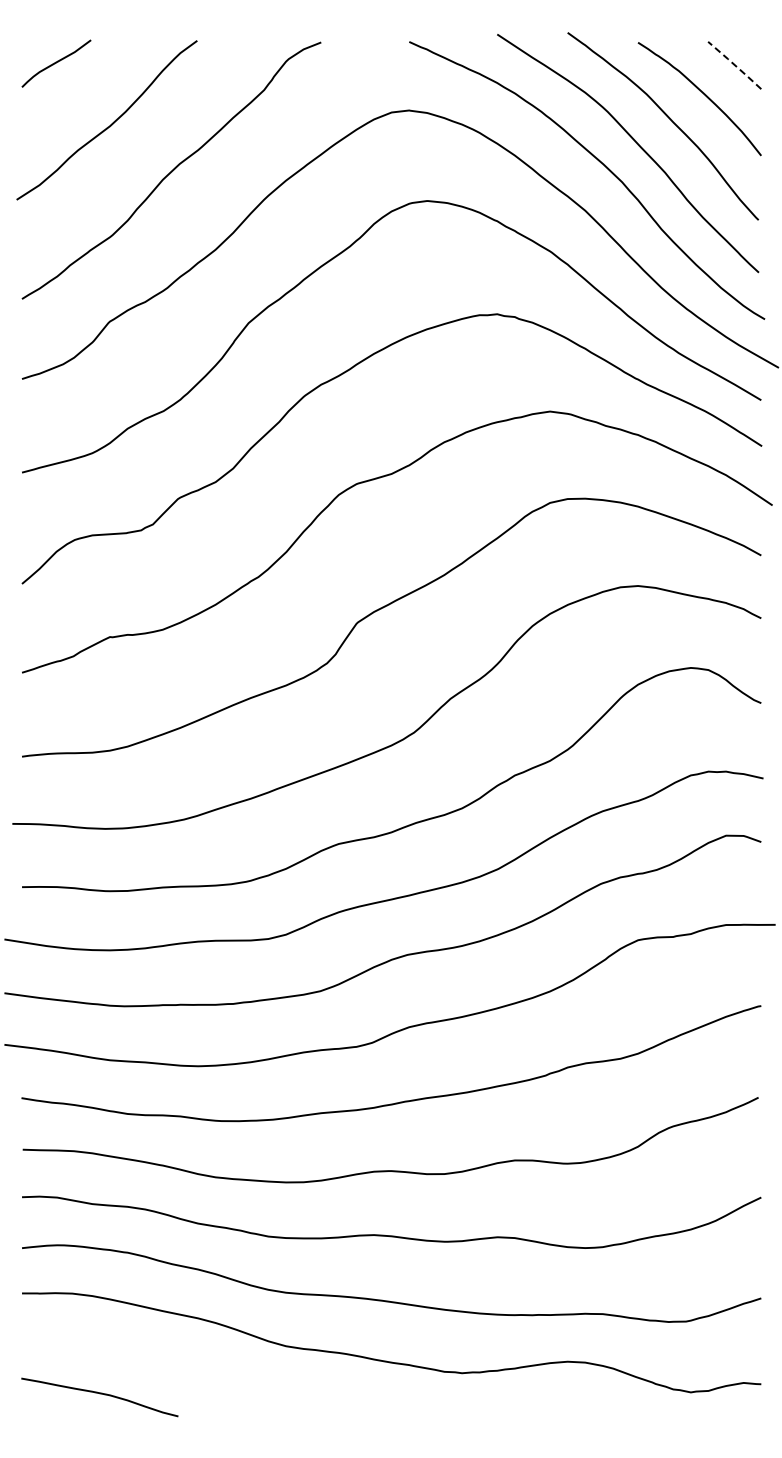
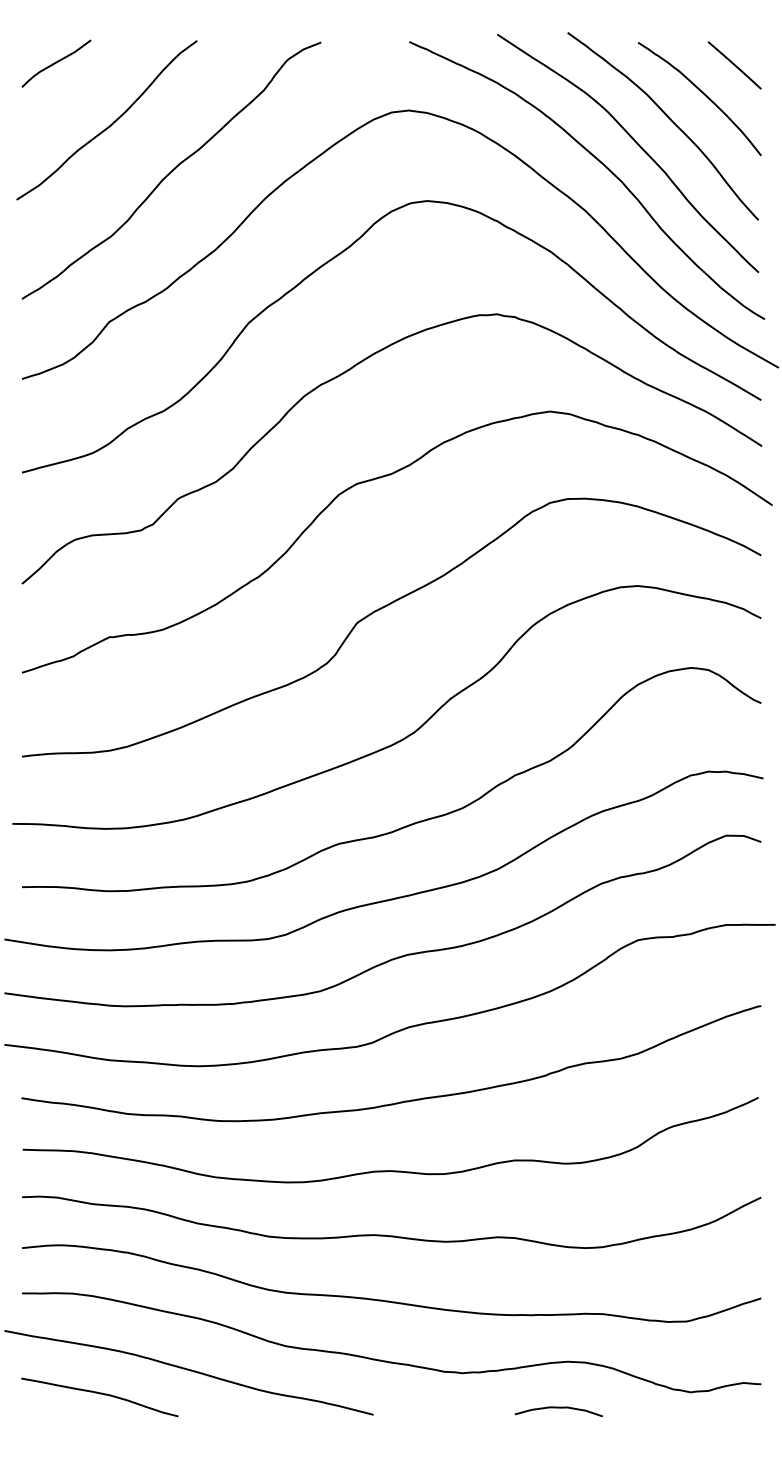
line: dashed -> solid (734, 64)
curve: none -> present (188, 1370)
curve: none -> present (558, 1408)
